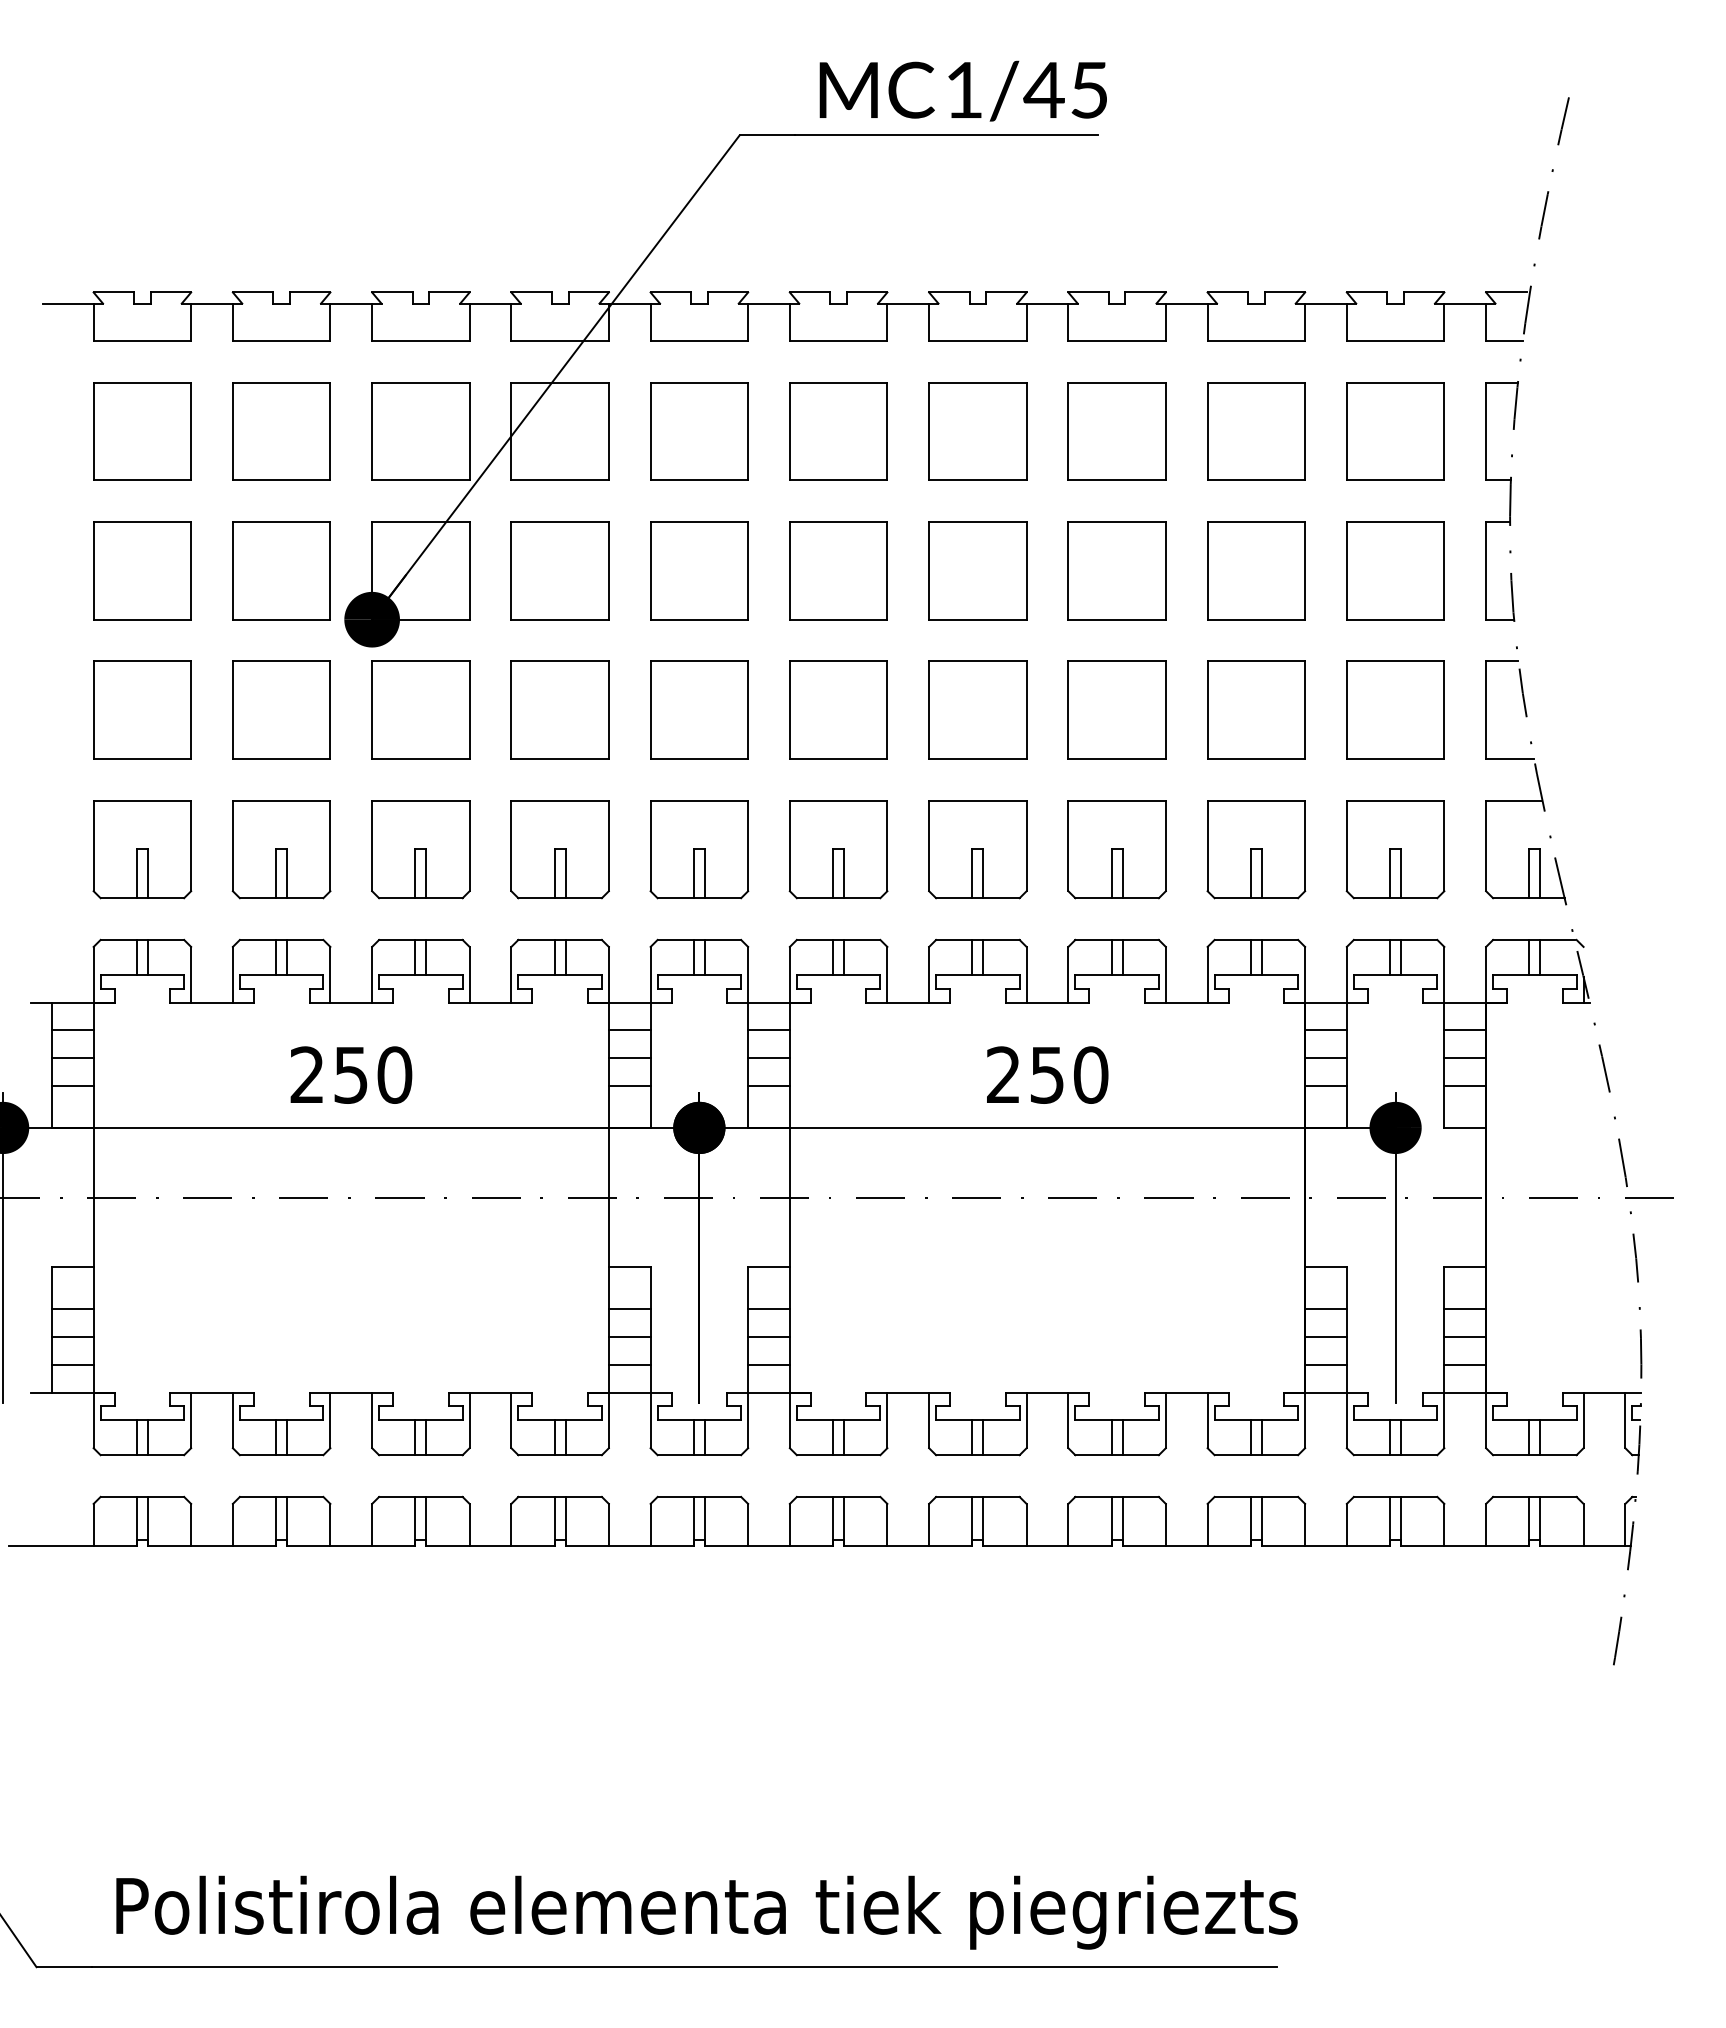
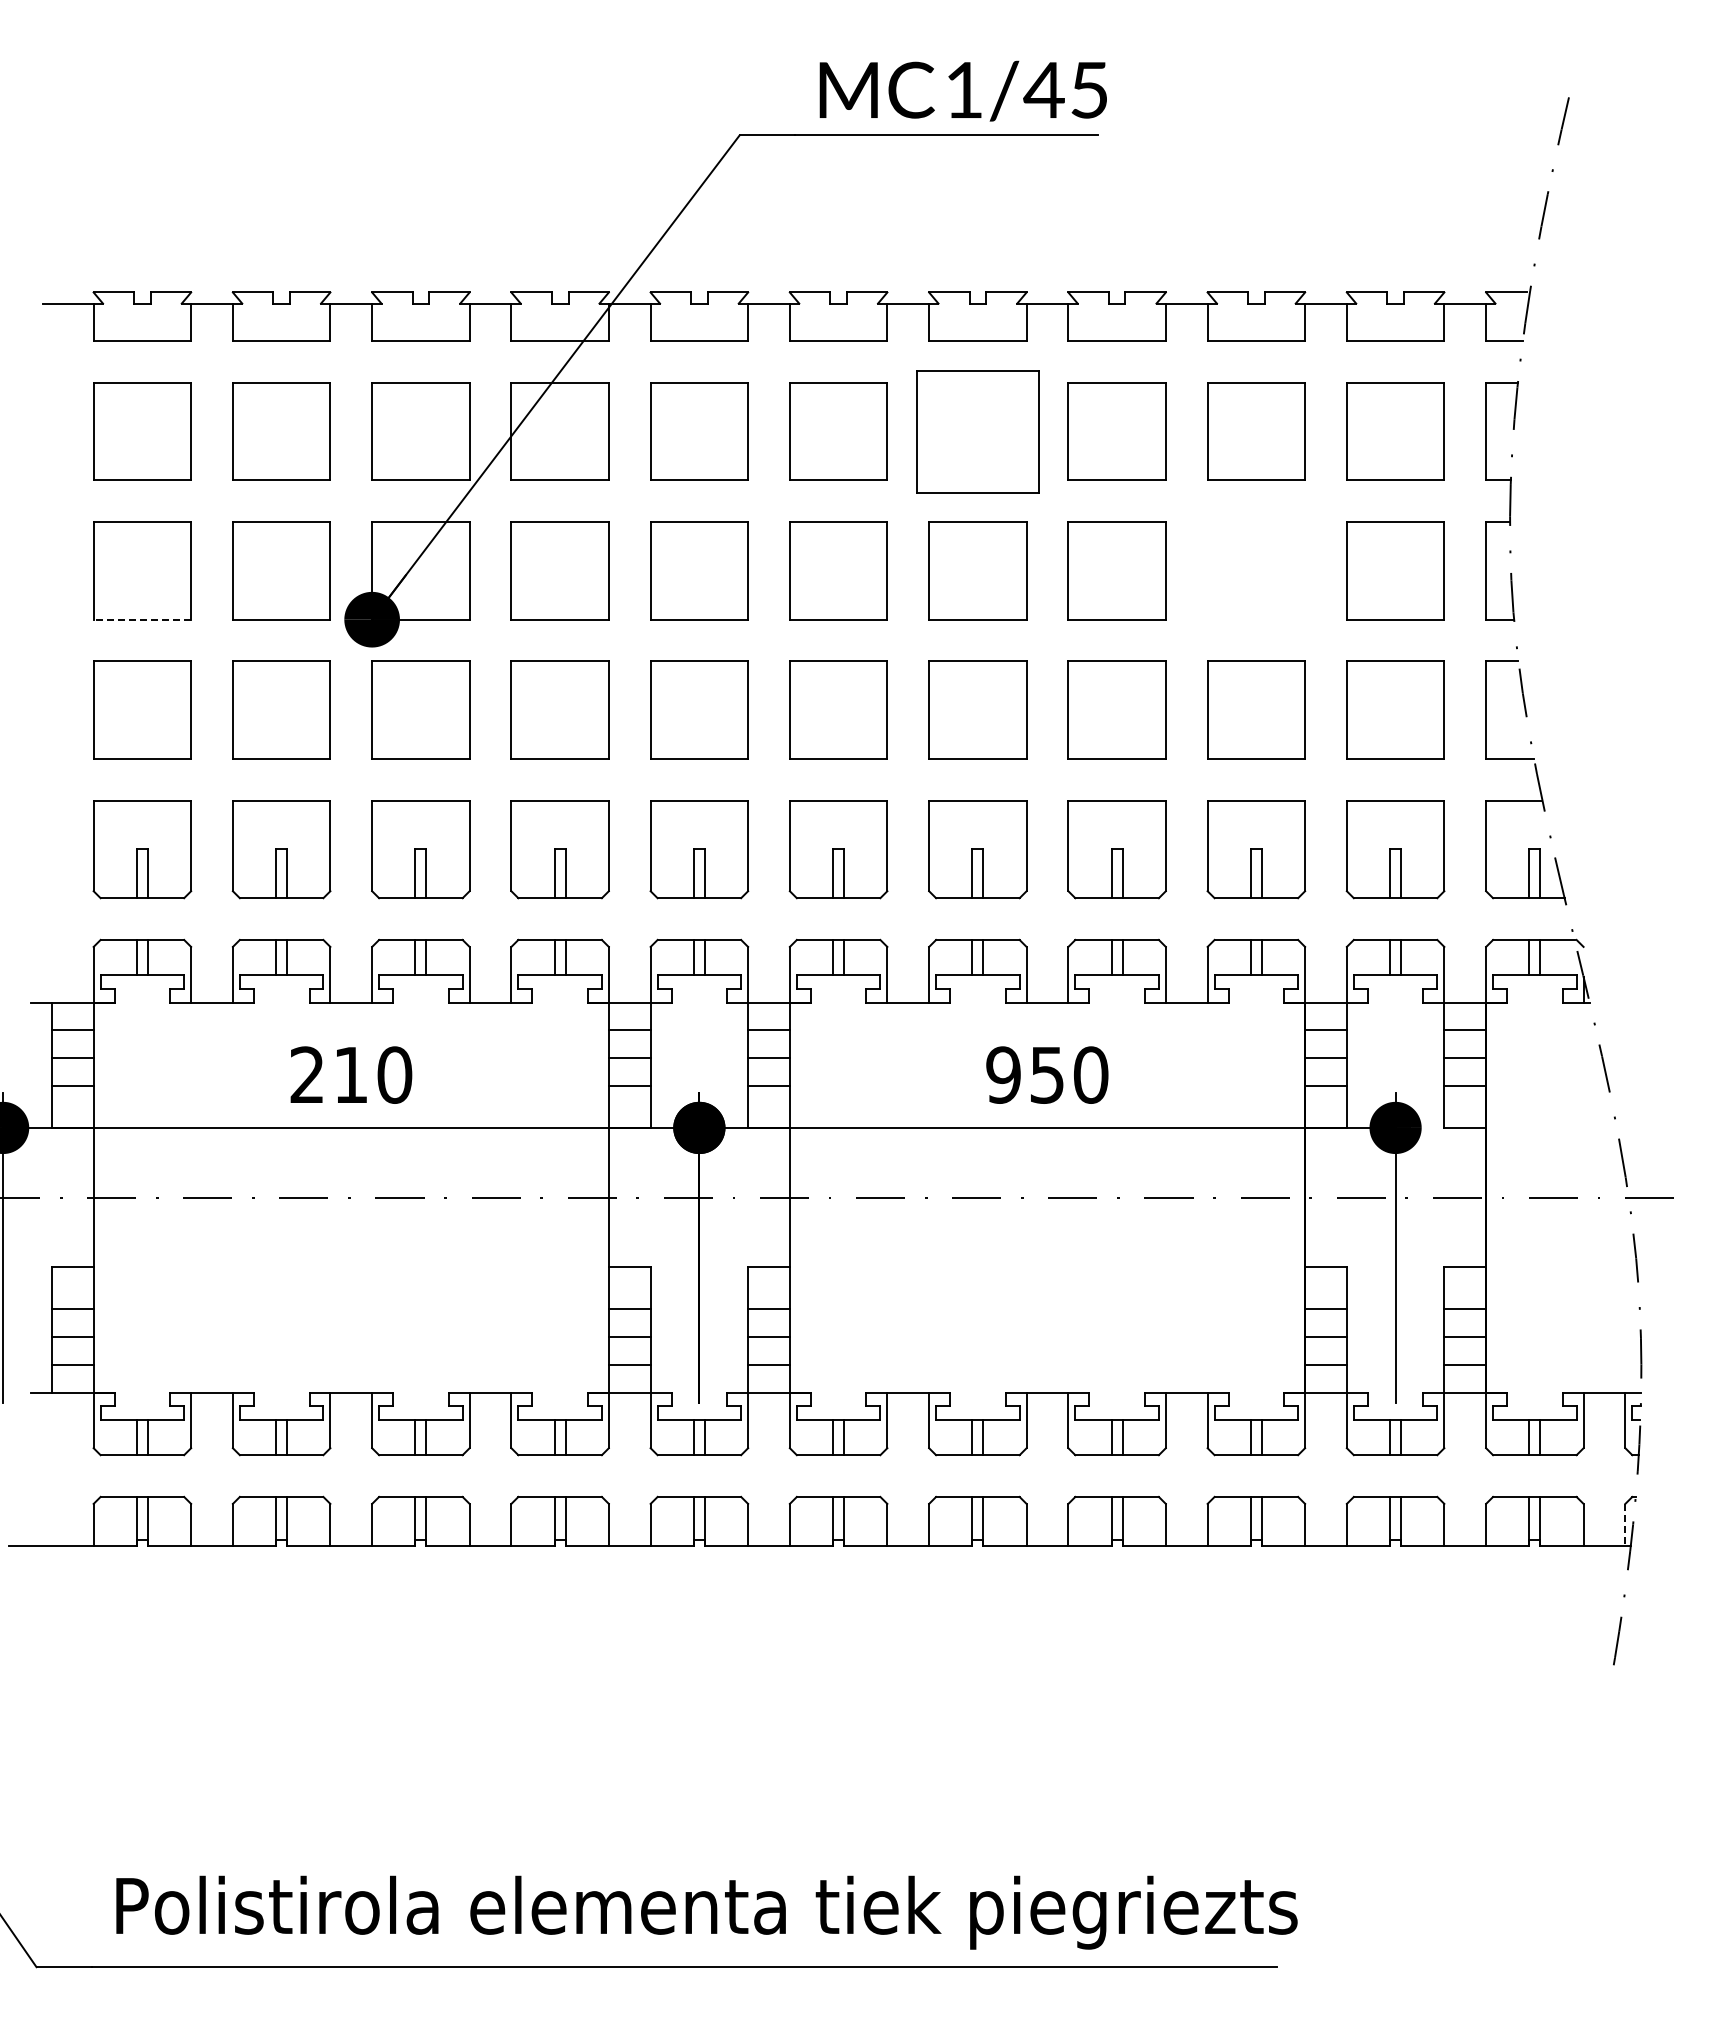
part size: 100x99 px -> 124x124 px (977, 431)
part: present -> none (1256, 570)
line: solid -> dashed (142, 619)
text: 250 -> 950 (1003, 1074)
text: 250 -> 210 (350, 1075)
line: solid -> dashed (1625, 1524)
